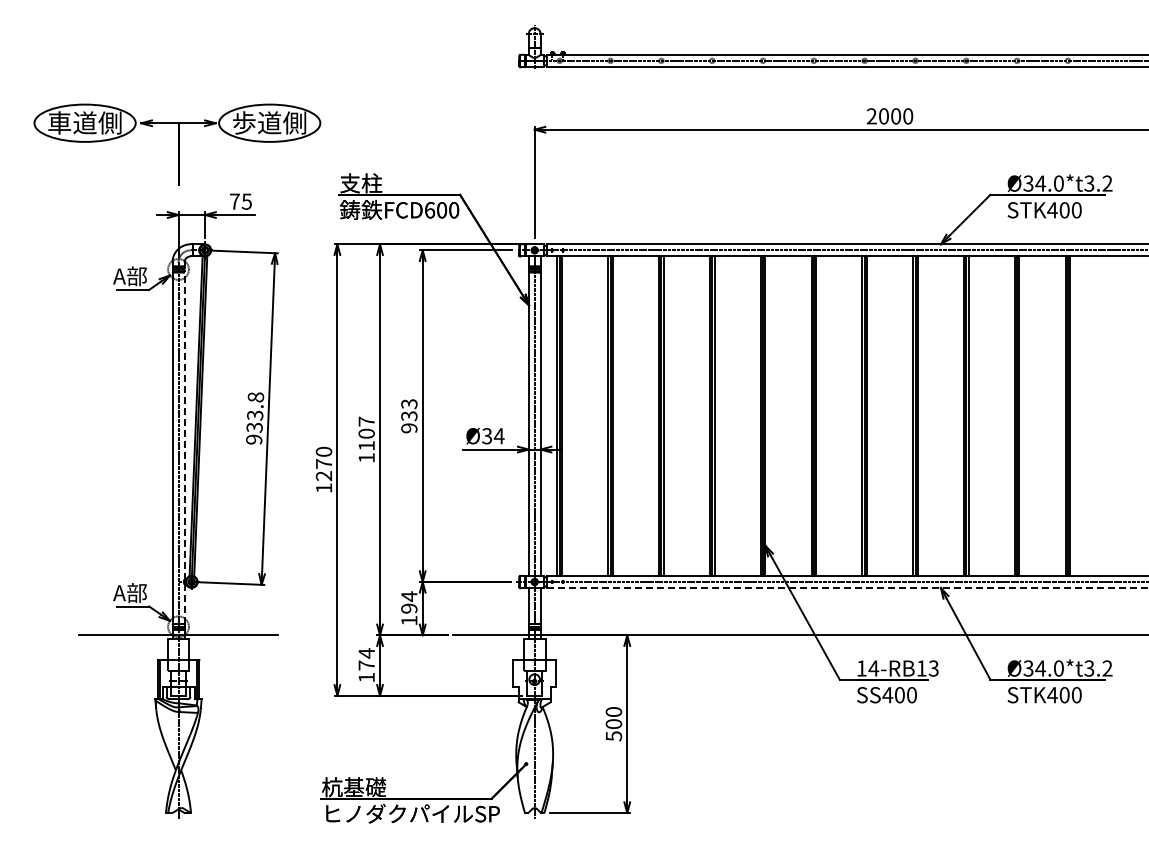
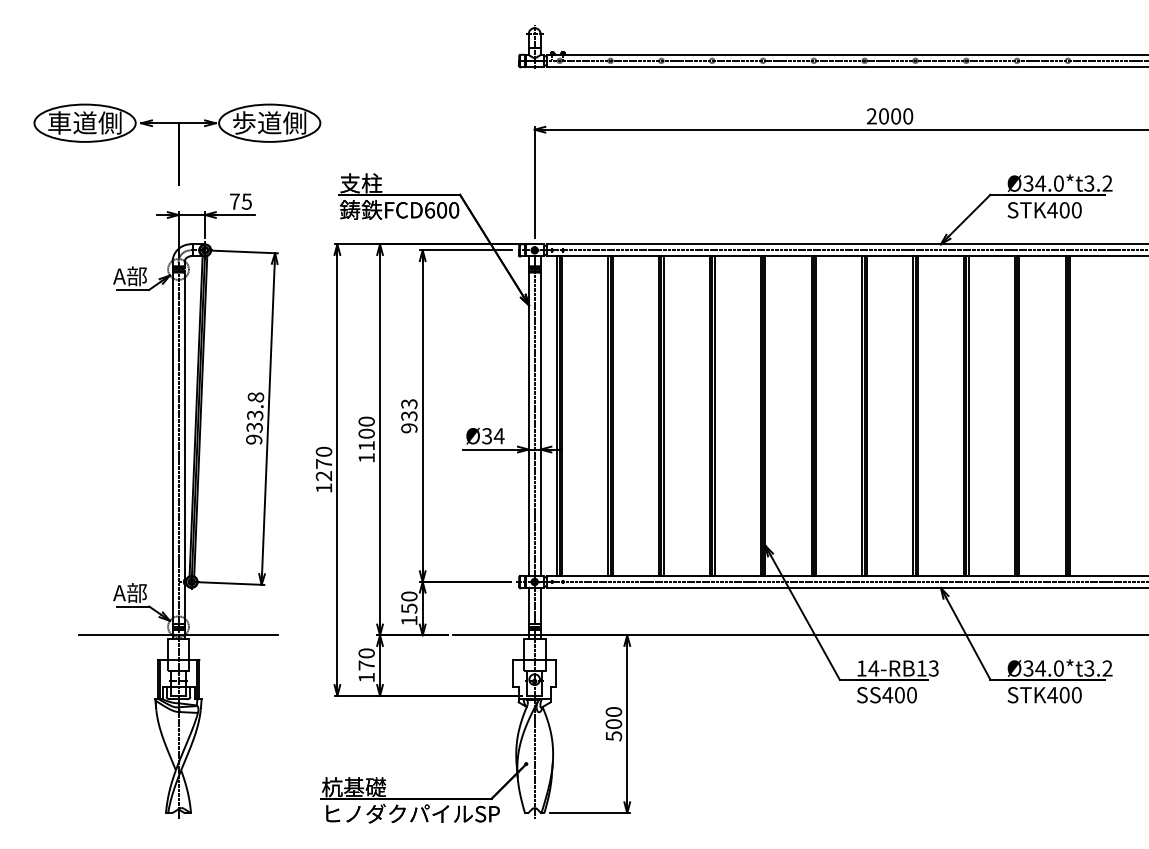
text: 1107 -> 1100 (366, 421)
line: dashed -> solid (184, 448)
line: dashed -> solid (848, 588)
text: 194 -> 150 (409, 602)
text: 174 -> 170 (366, 653)
